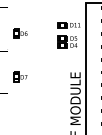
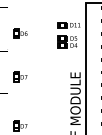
part: none -> present (20, 125)
